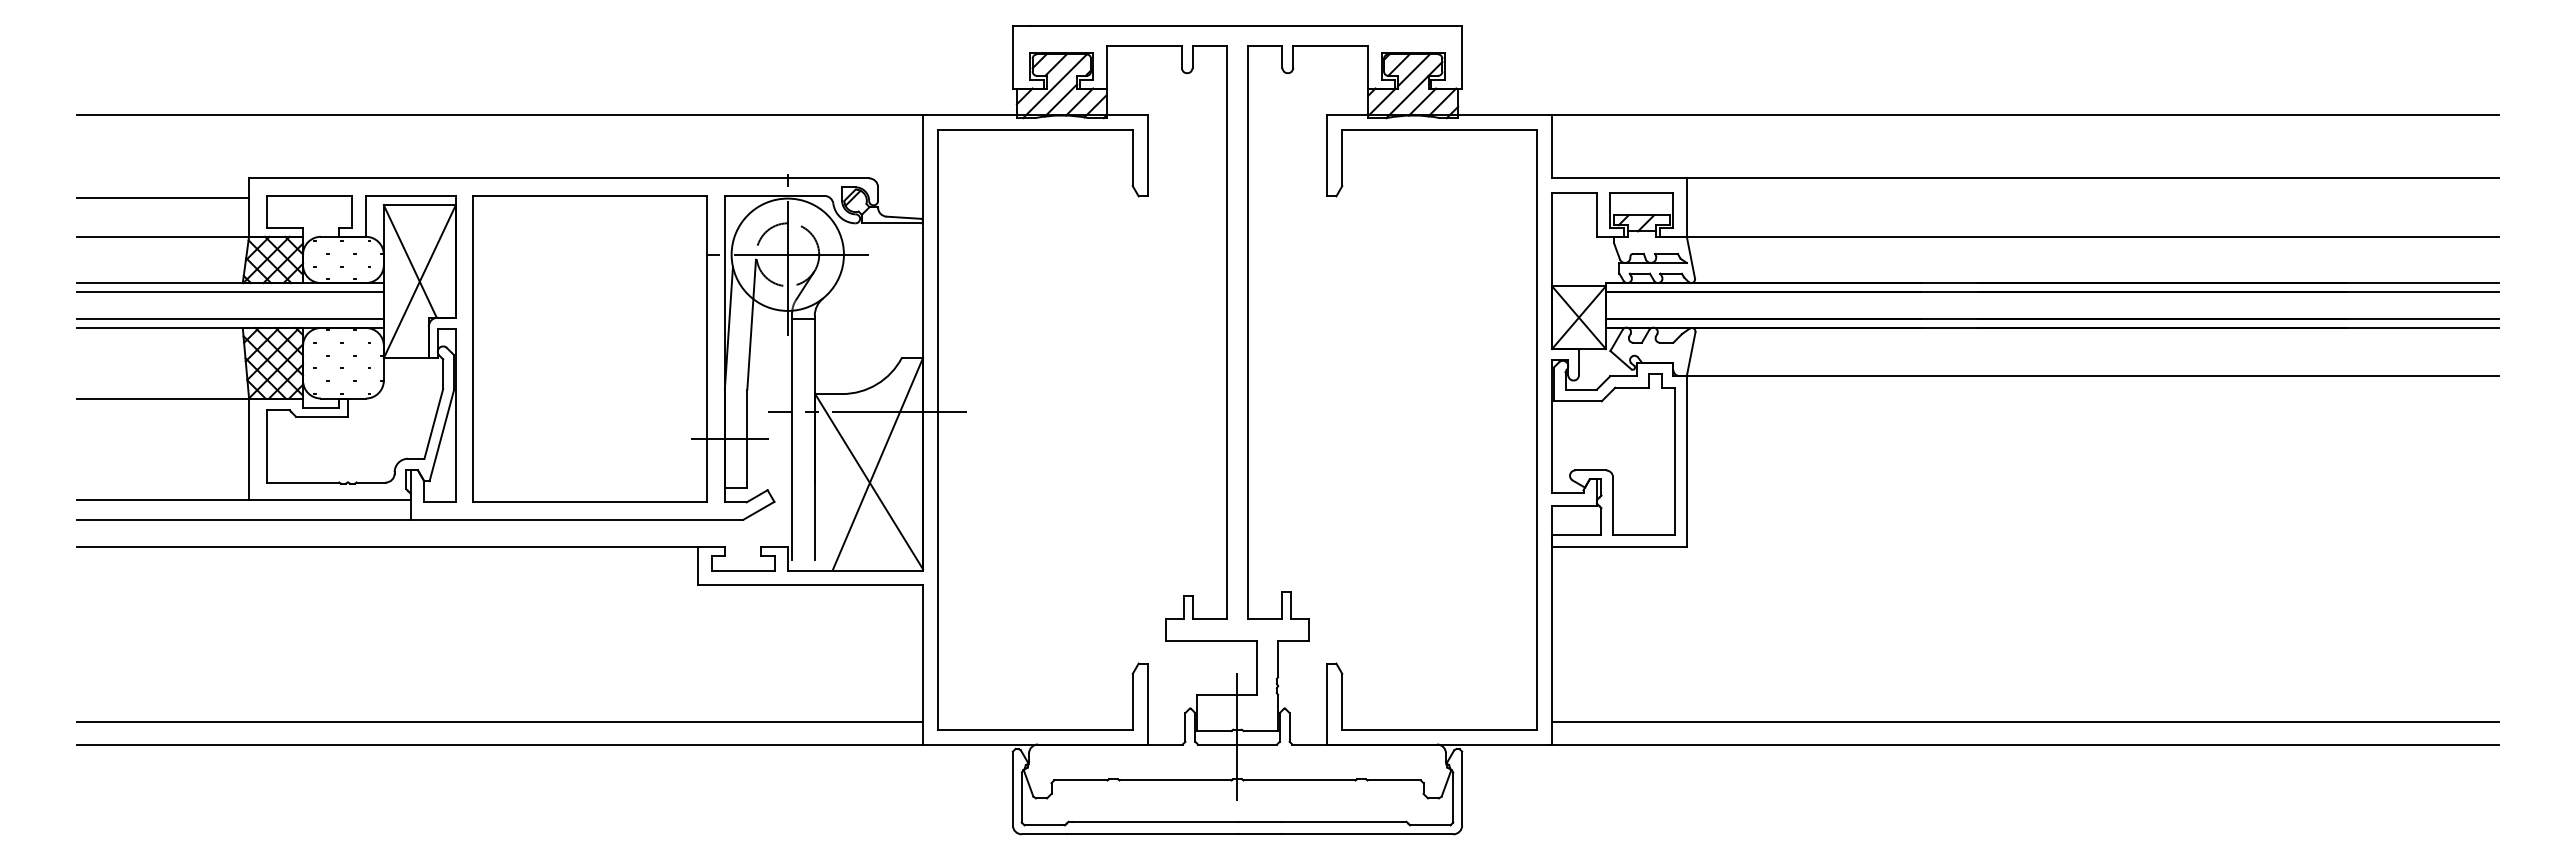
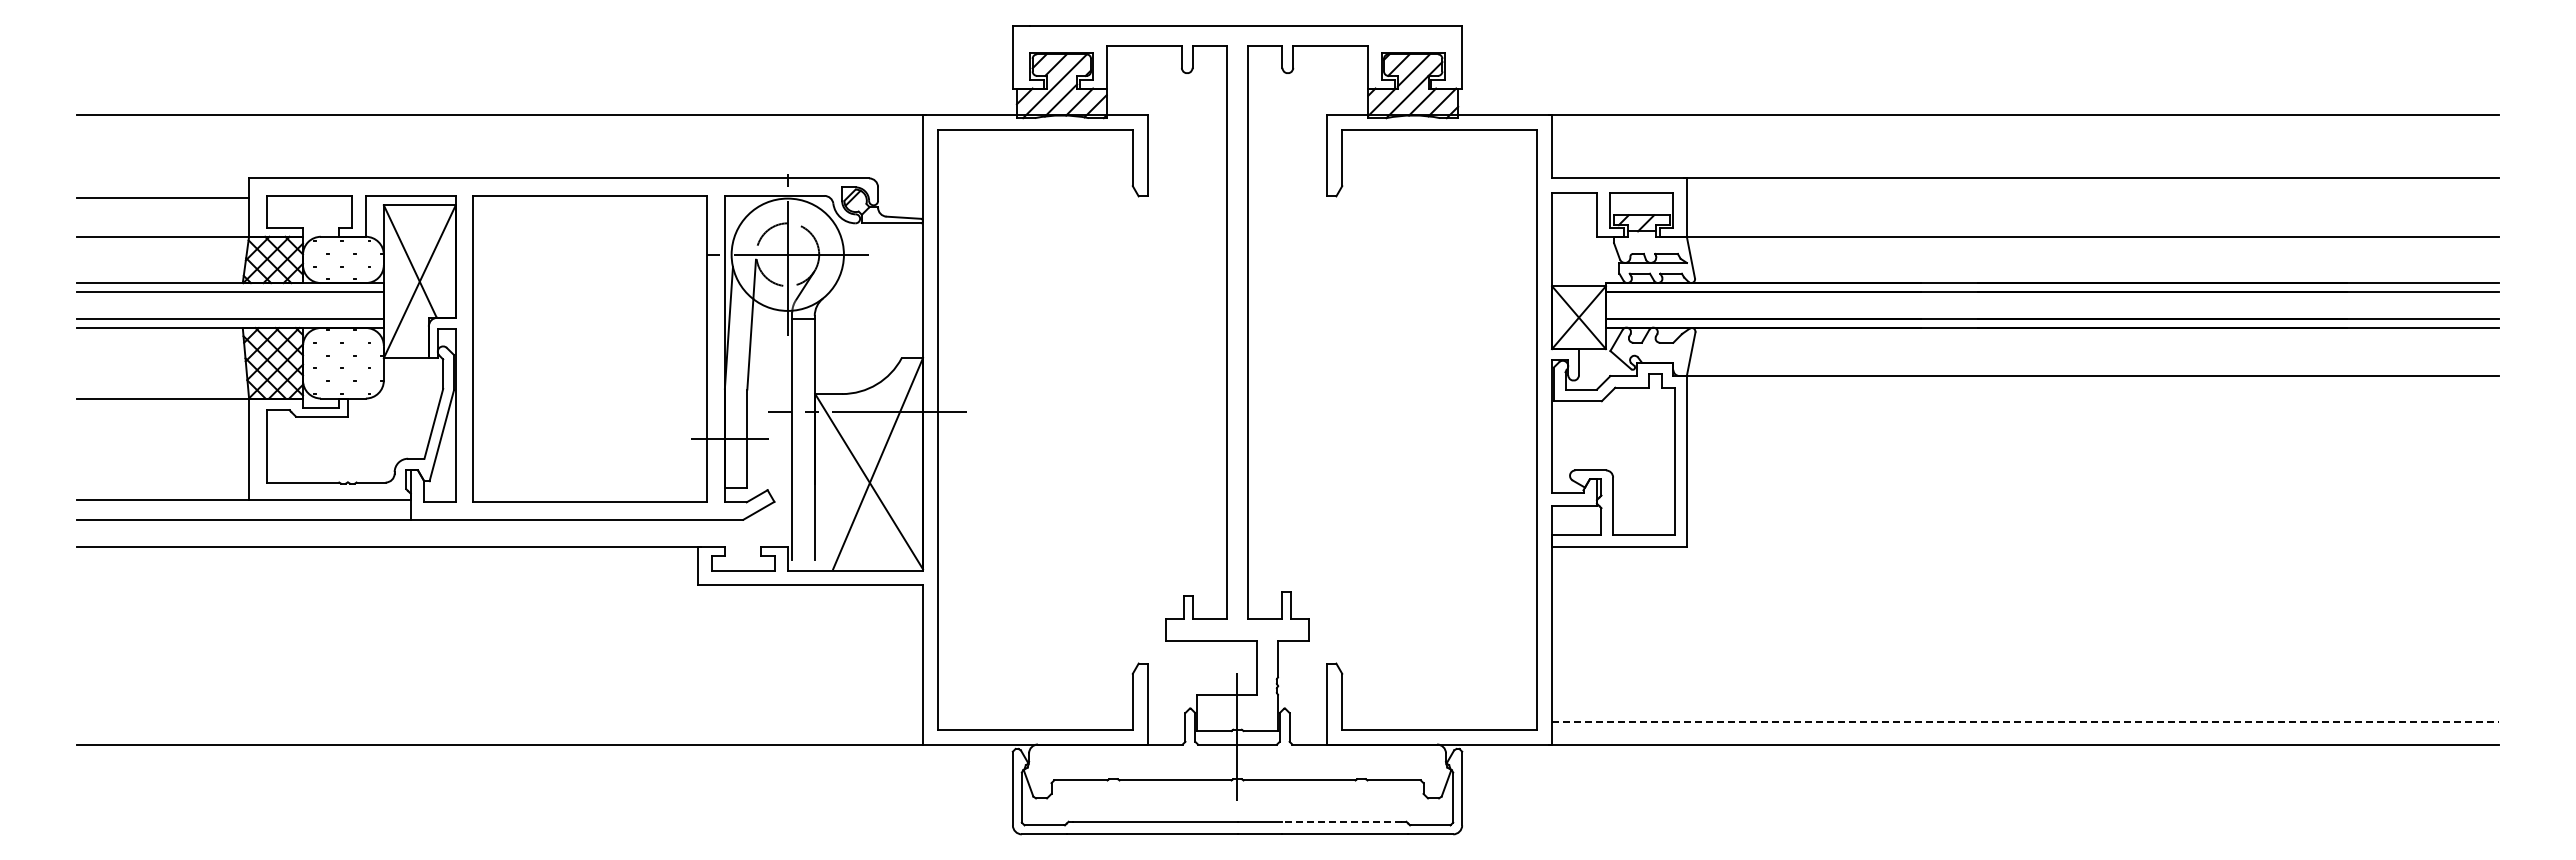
line: present -> none (500, 722)
line: solid -> dashed (2025, 722)
line: solid -> dashed (1342, 821)
